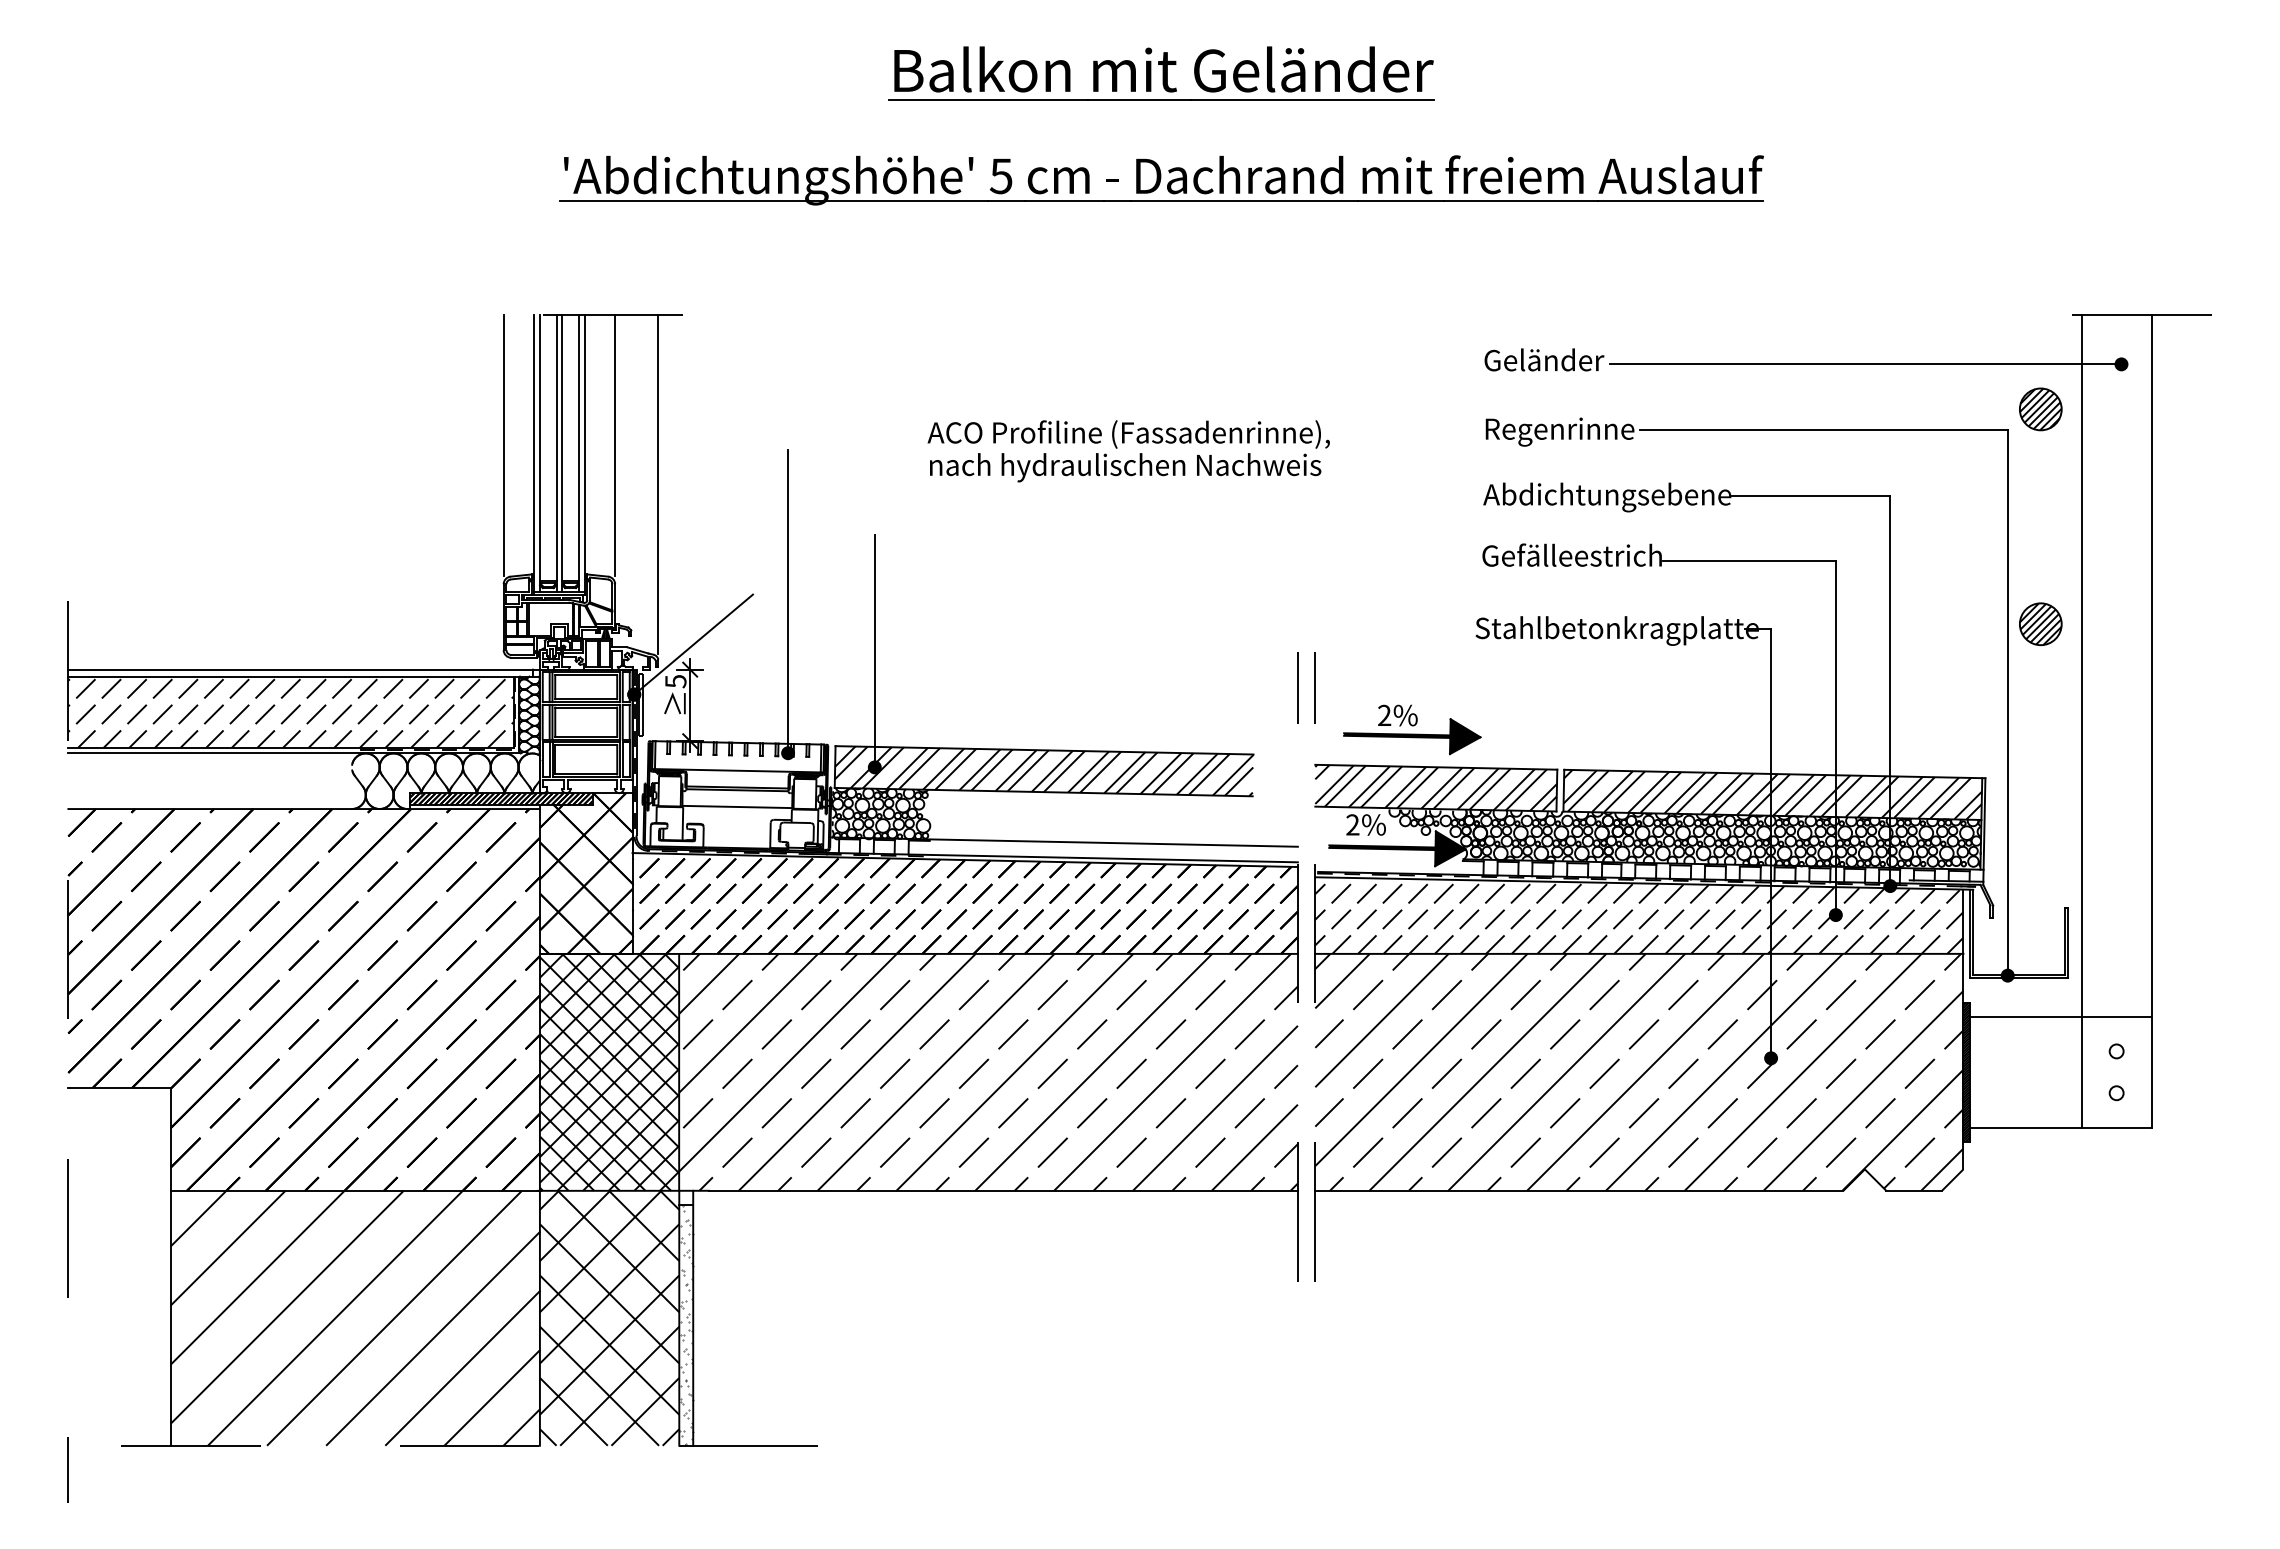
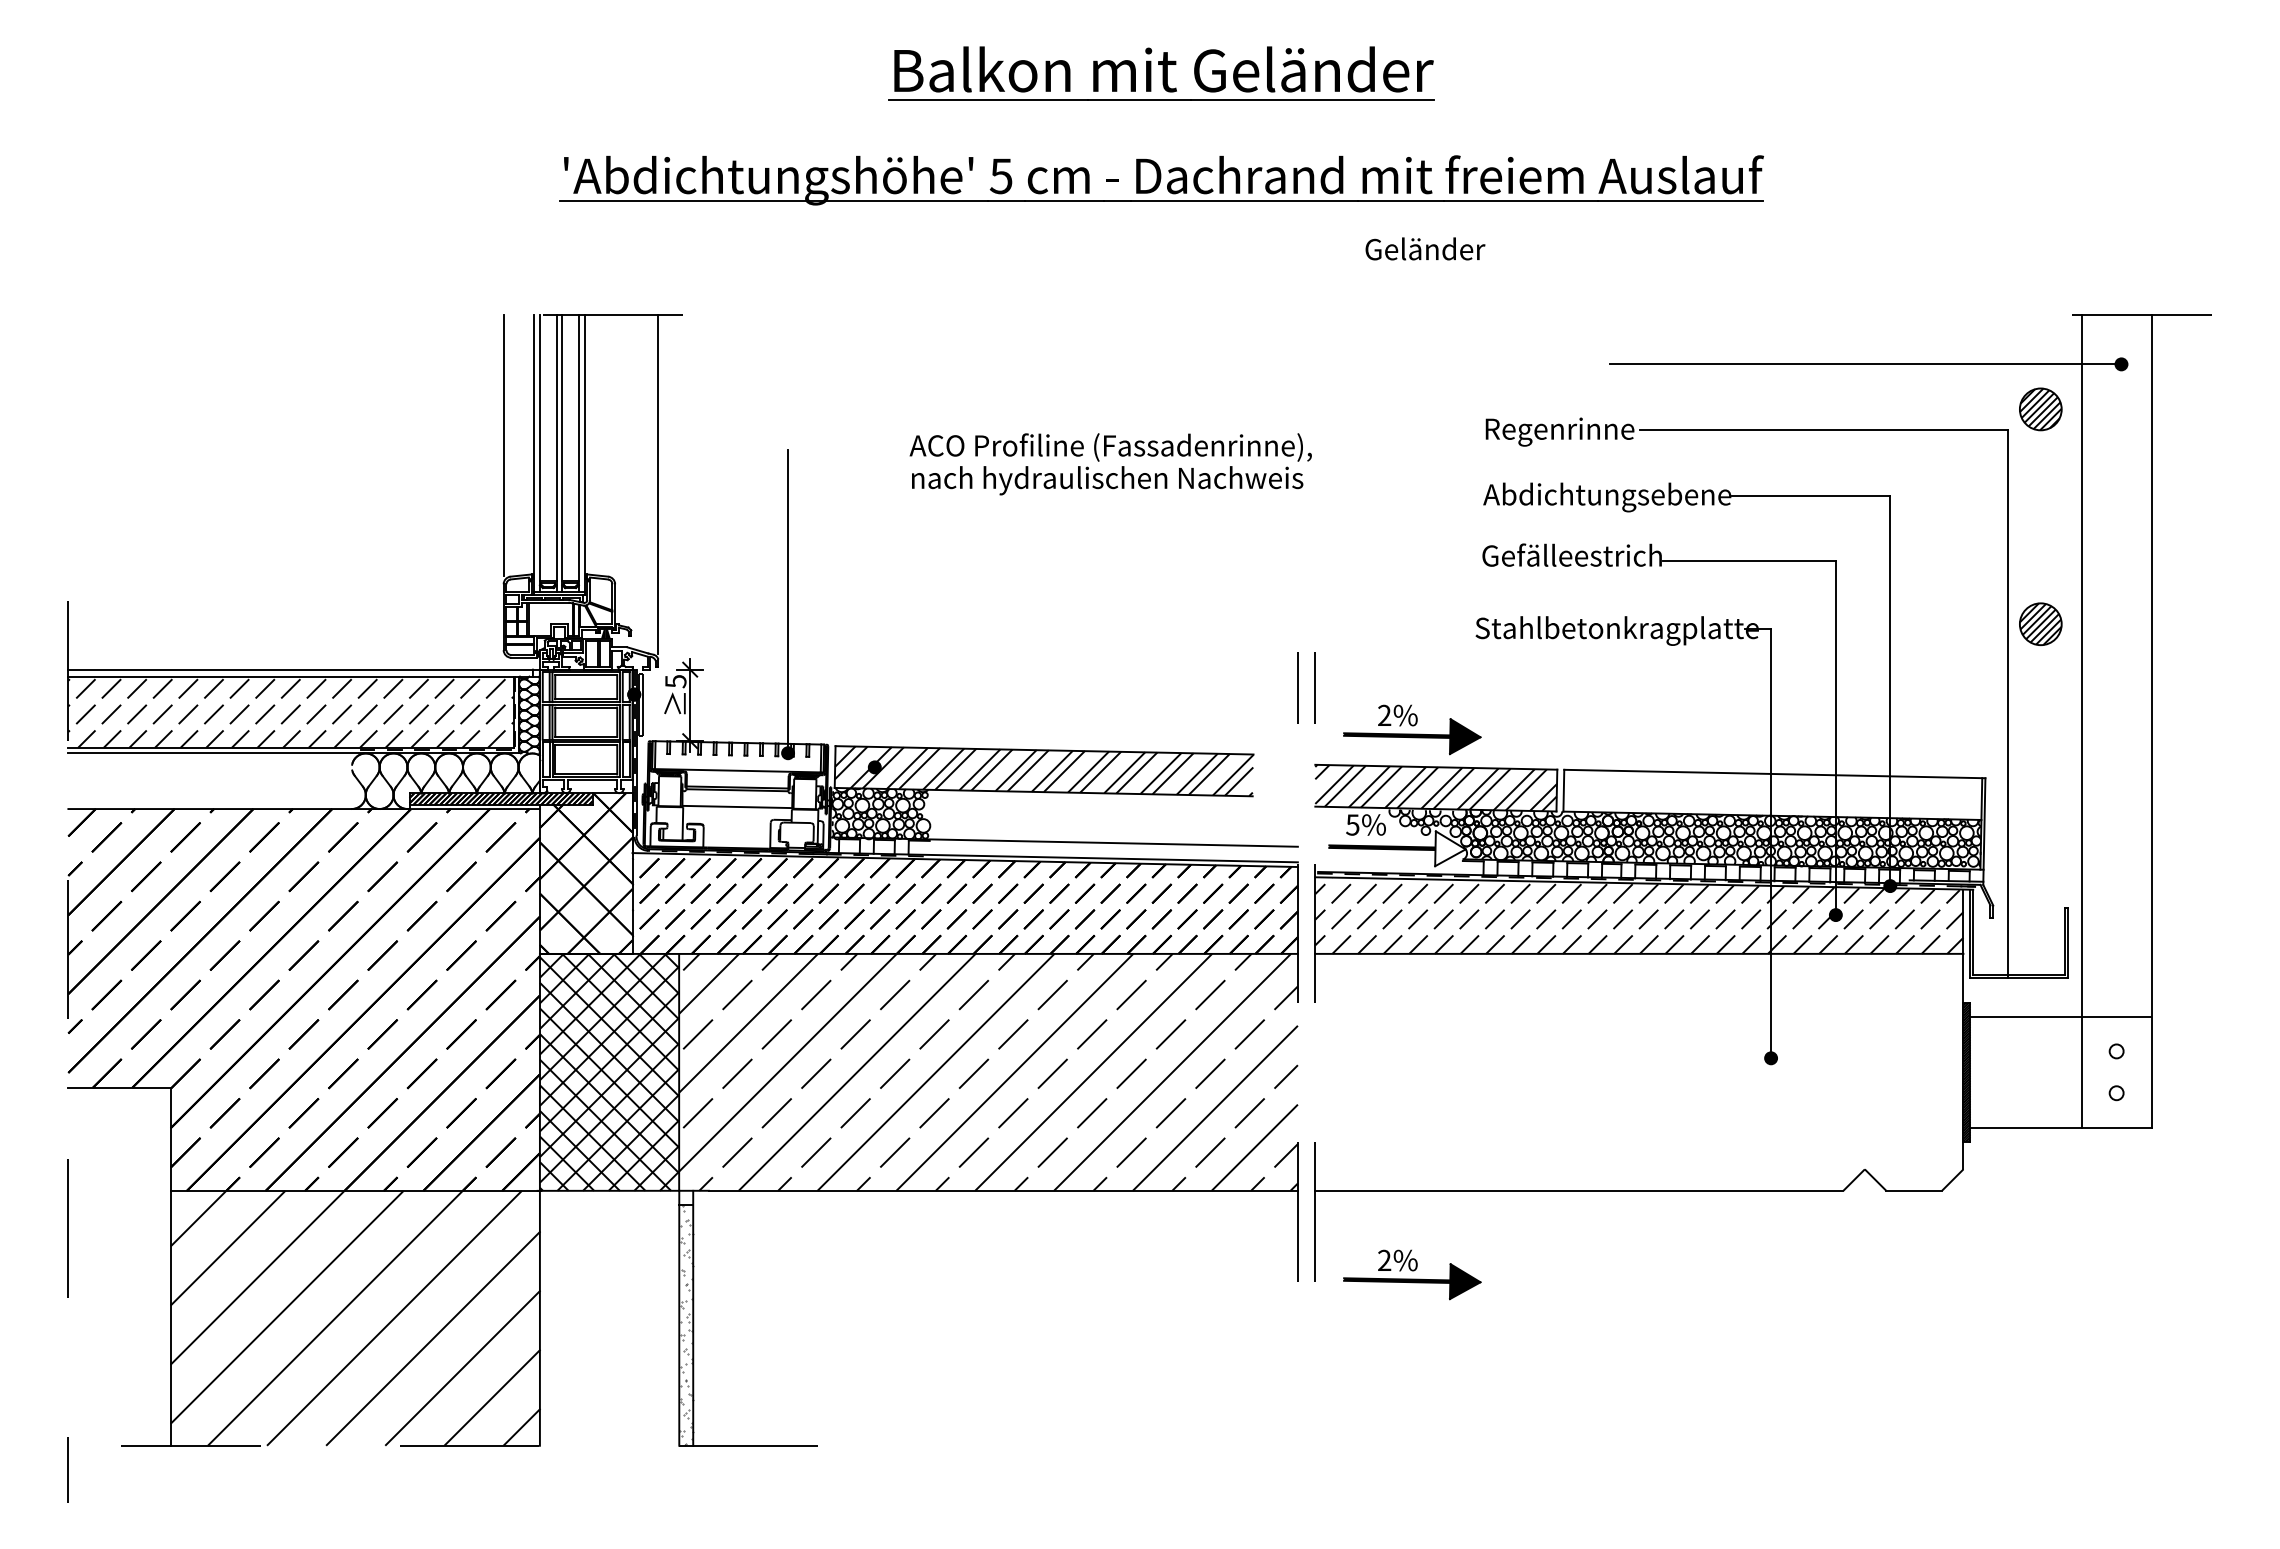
text position: (1544, 359) -> (1425, 248) (1425, 248)
line: present -> none (615, 445)
text position: (1128, 451) -> (1110, 464) (1110, 464)
line: present -> none (694, 643)
line: present -> none (875, 647)
hatch: present -> none (1772, 794)
text: 2% -> 5% (1352, 824)
fill: present -> none (1450, 848)
fill: present -> none (2007, 975)
hatch: present -> none (1639, 1071)
part: none -> present (1412, 1274)
hatch: present -> none (609, 1317)
